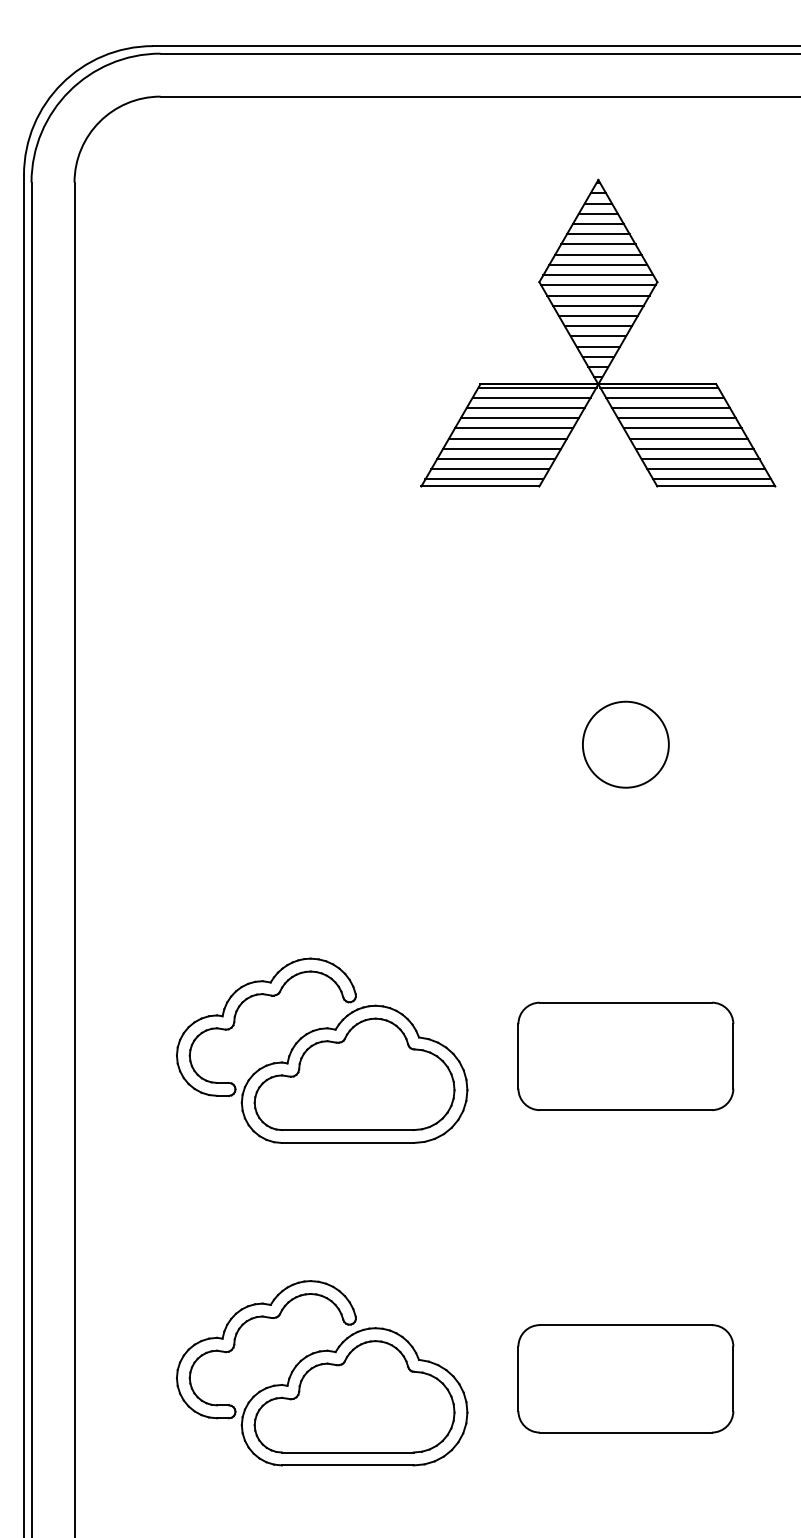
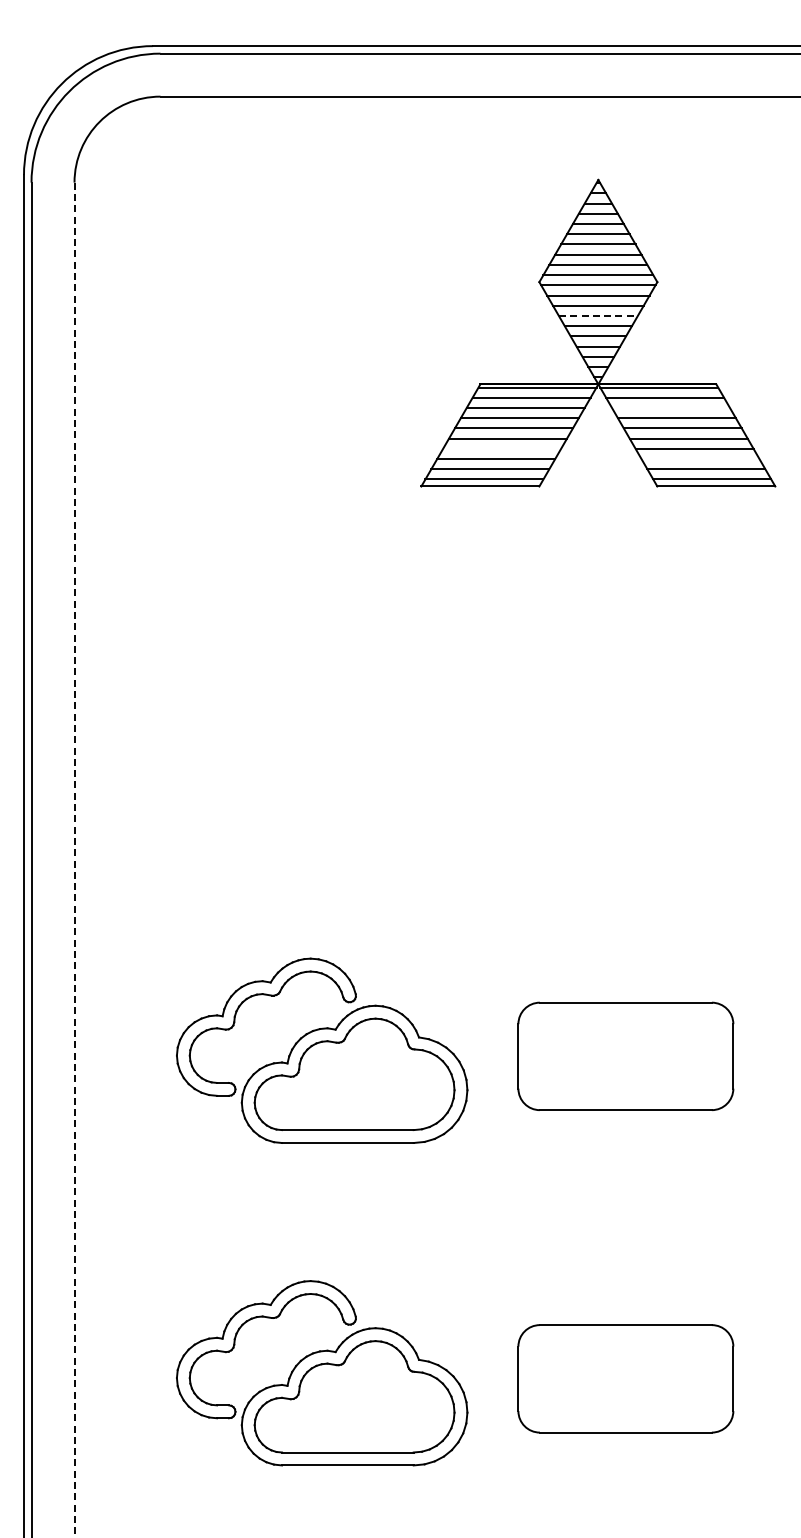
line: solid -> dashed (598, 316)
line: present -> none (671, 407)
line: present -> none (502, 448)
line: present -> none (700, 459)
circle: present -> none (625, 744)
line: solid -> dashed (74, 860)
